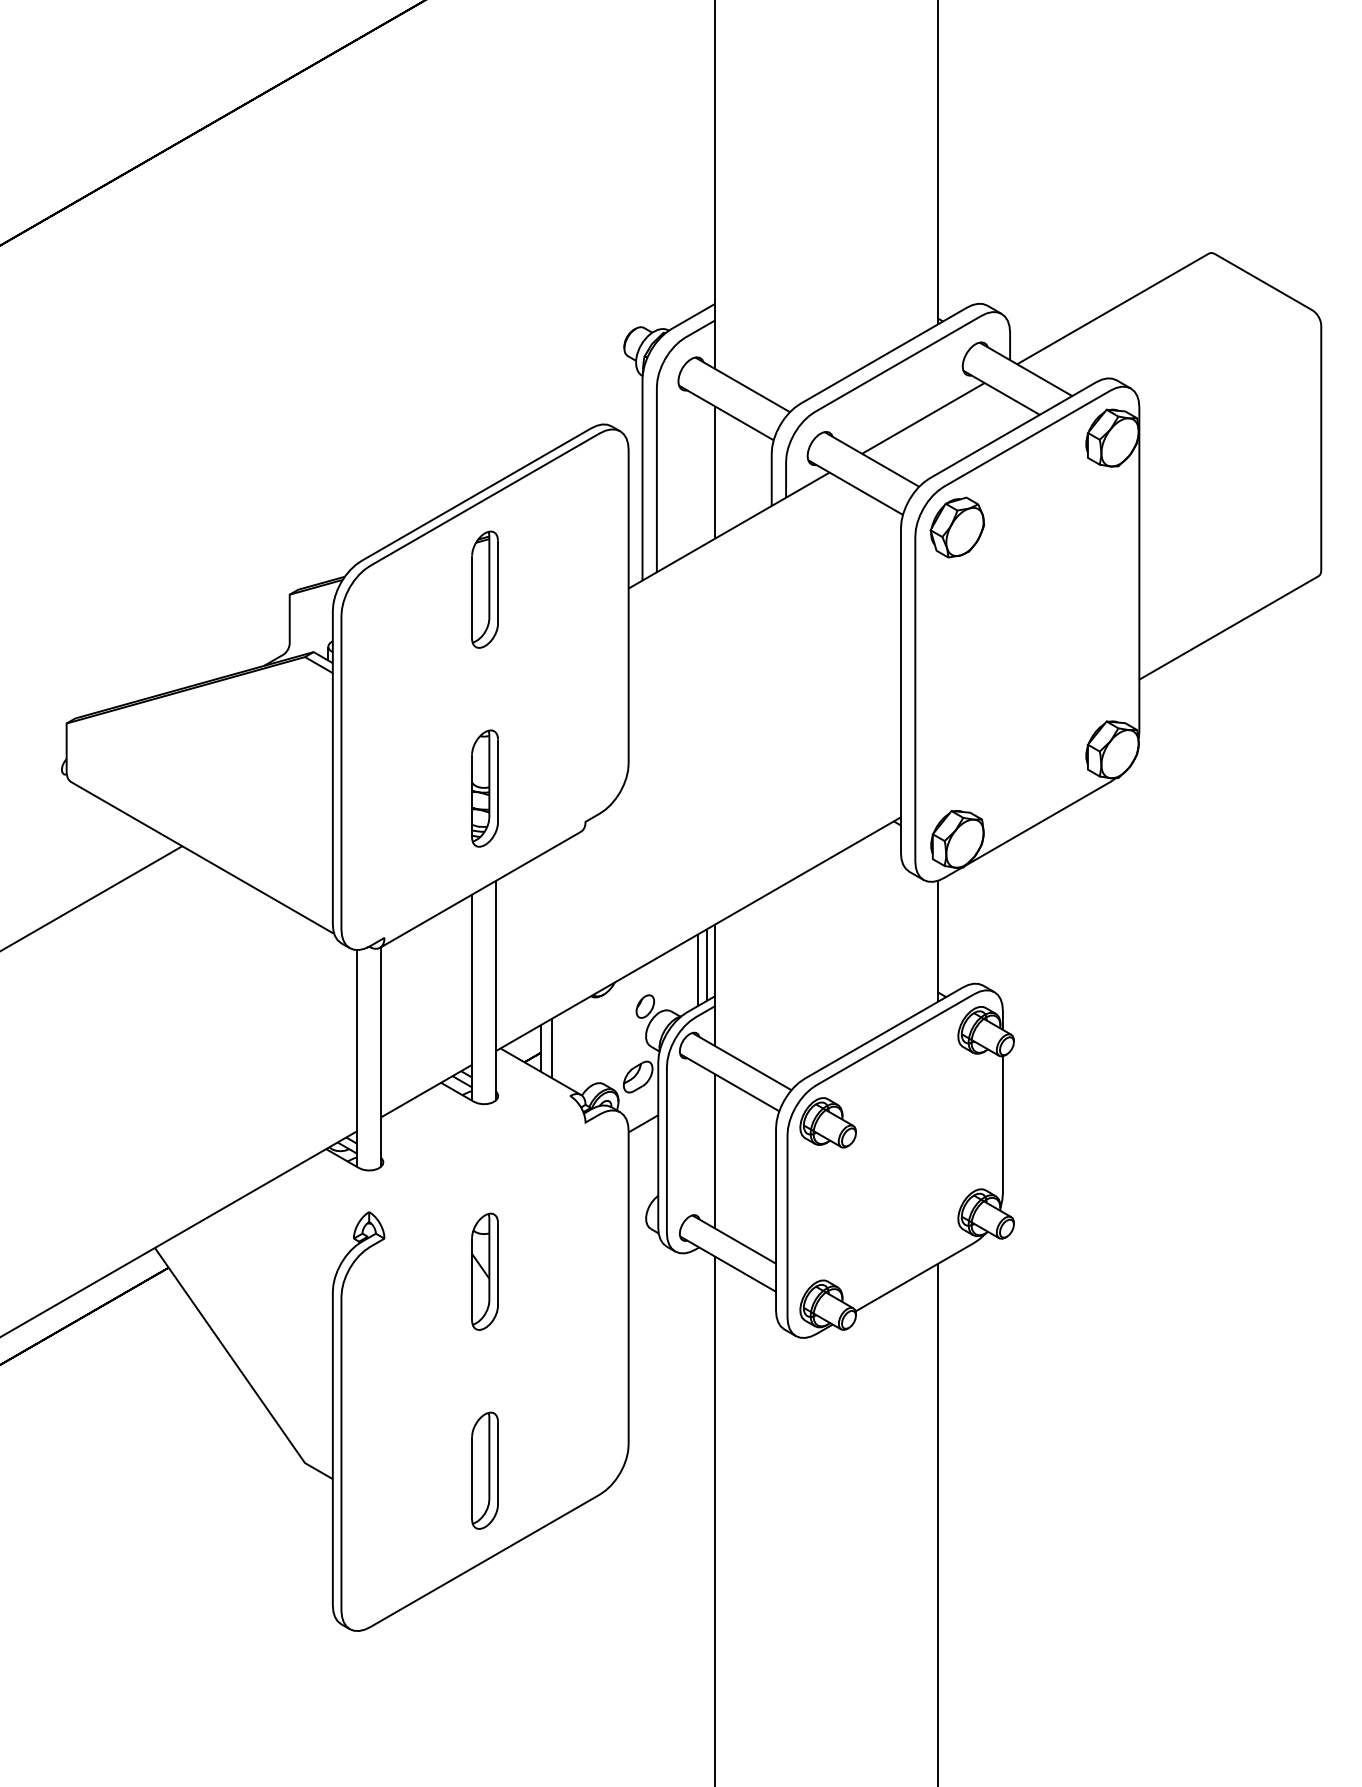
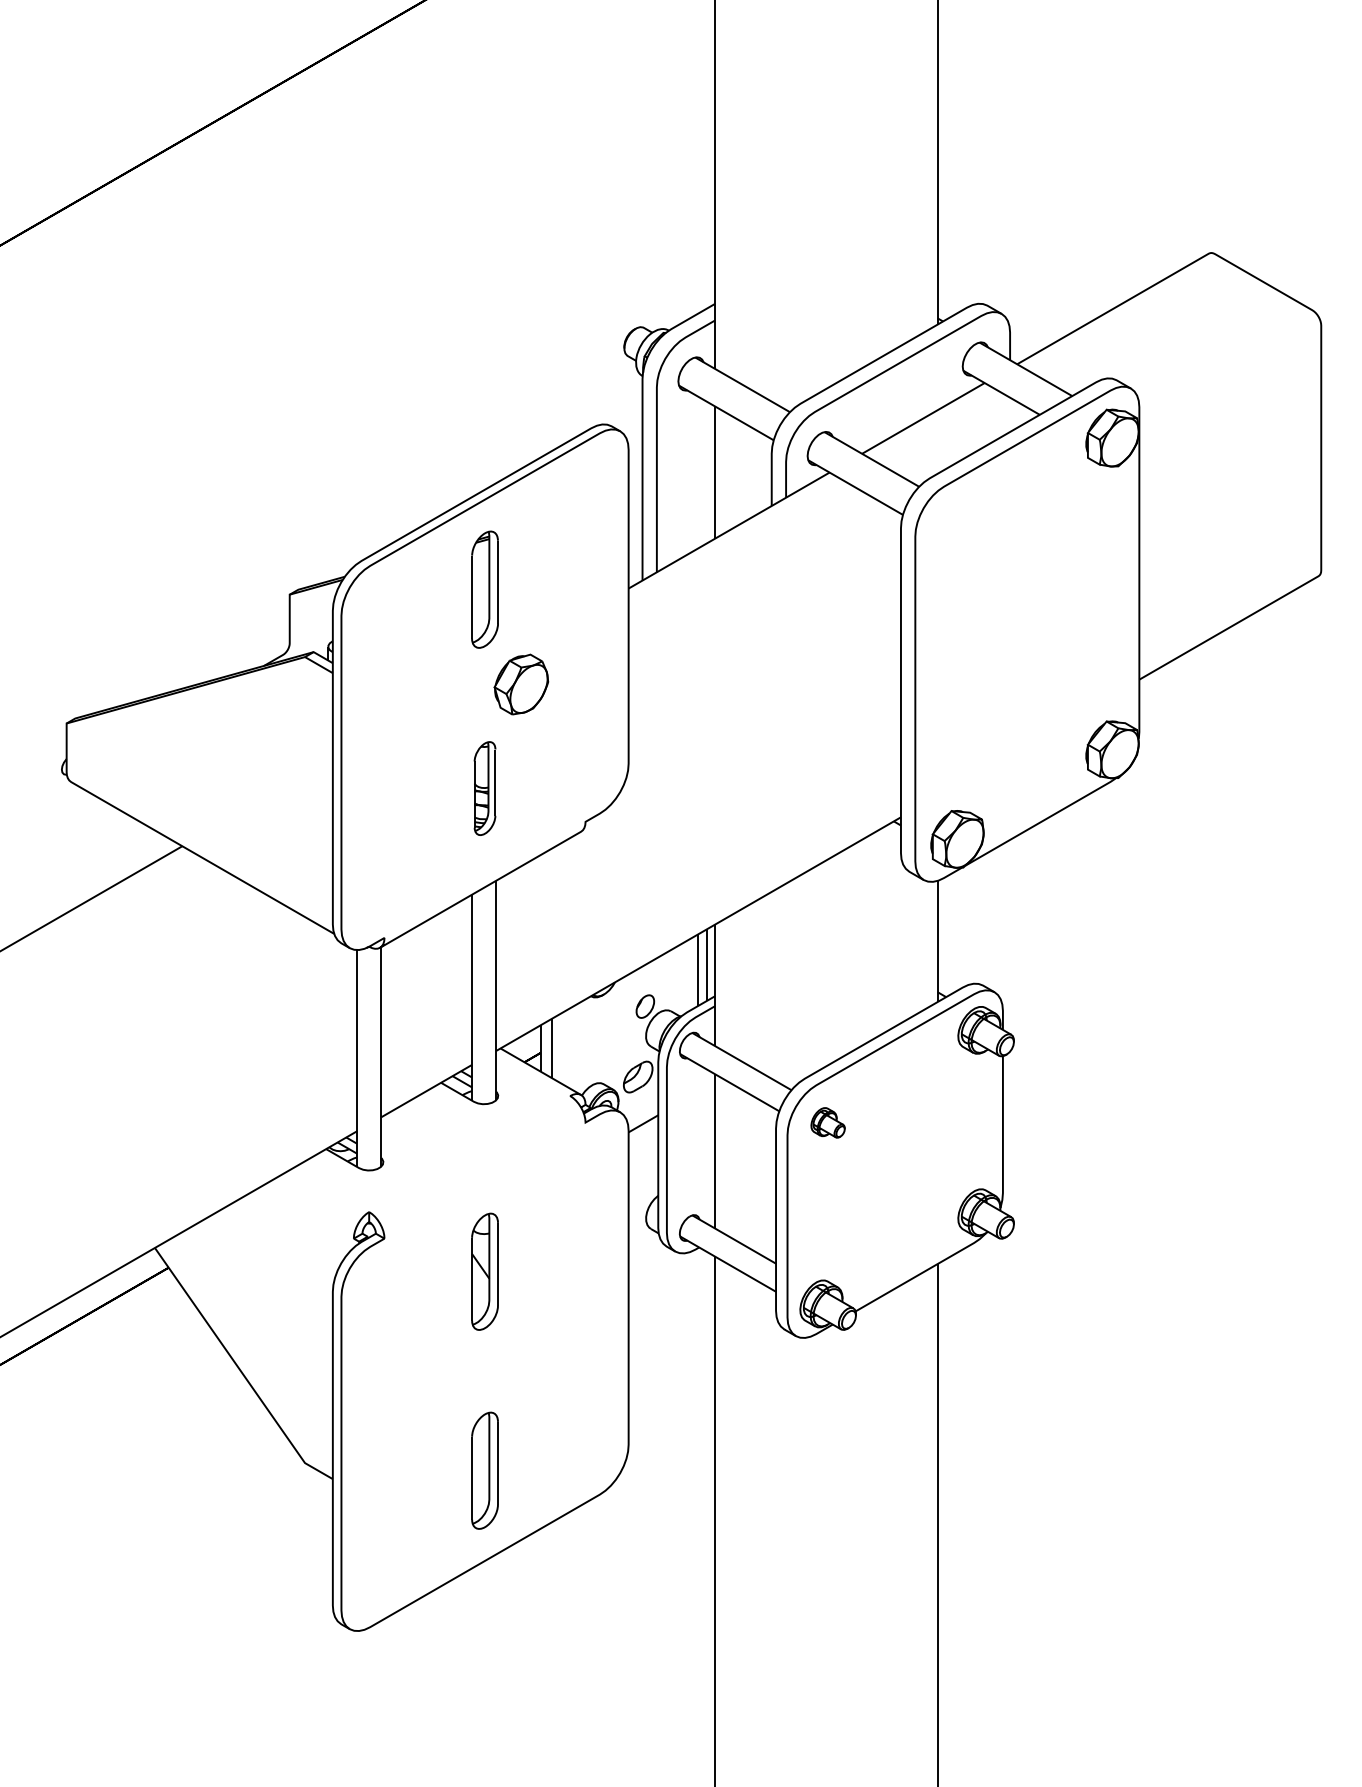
part position: (957, 527) -> (521, 684) (521, 684)
part size: 28x119 px -> 24x95 px (484, 788)
part size: 58x52 px -> 36x32 px (827, 1122)
